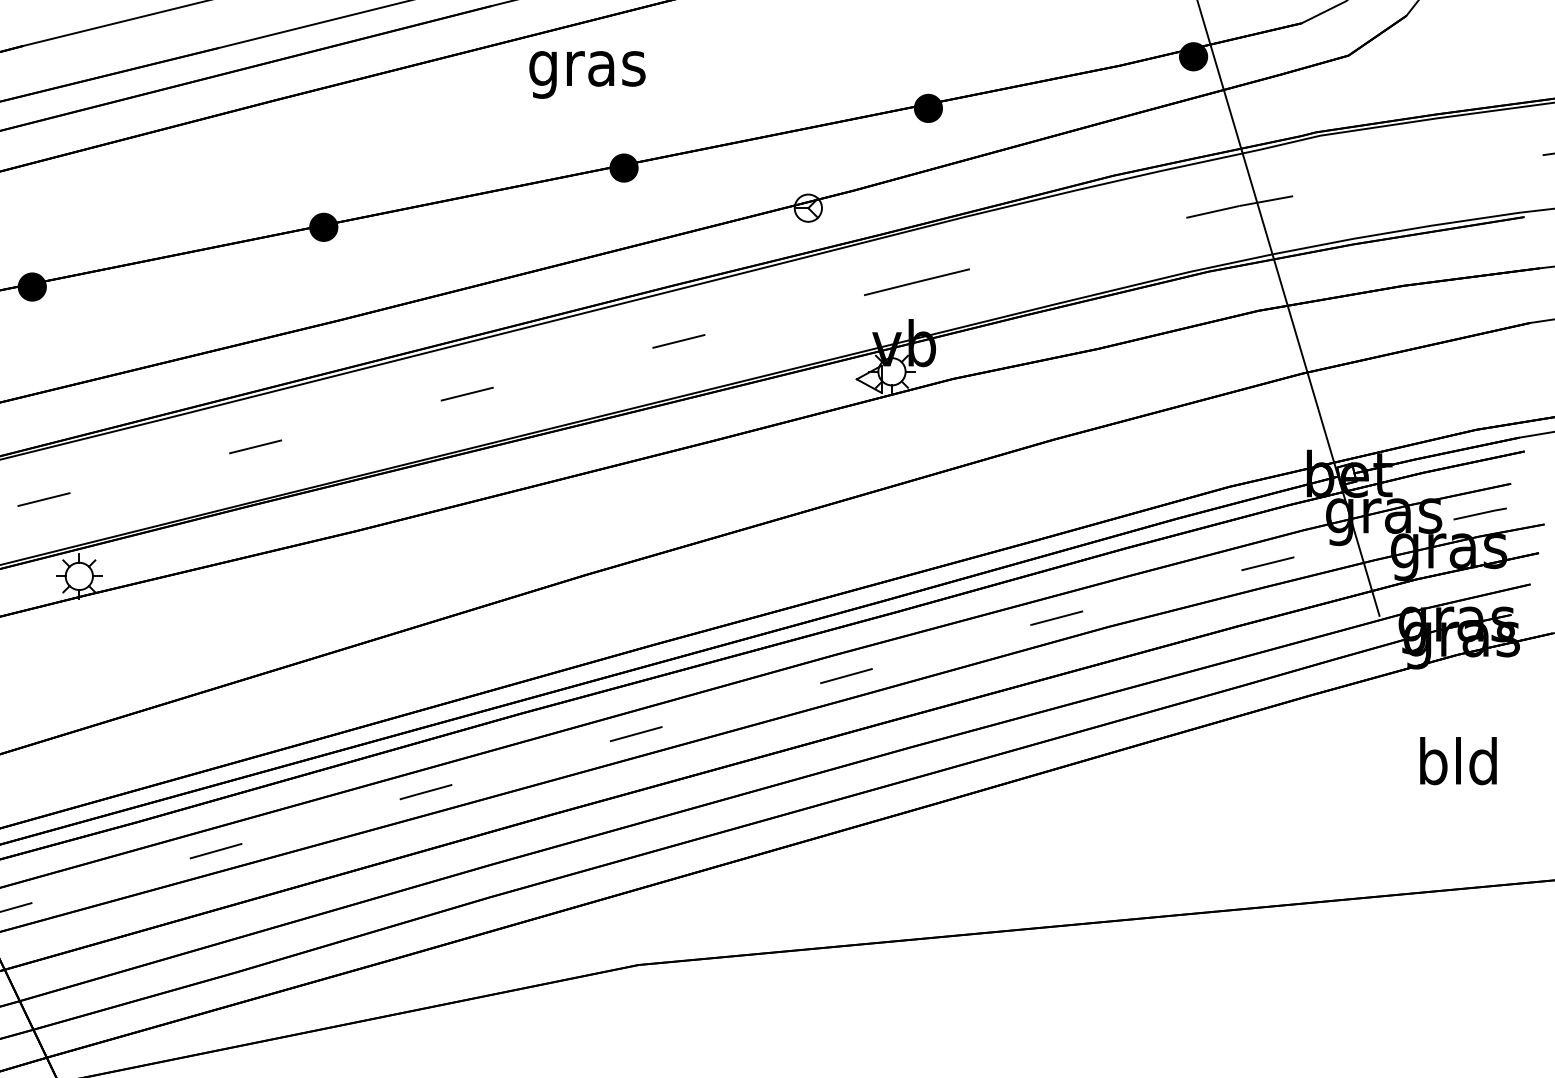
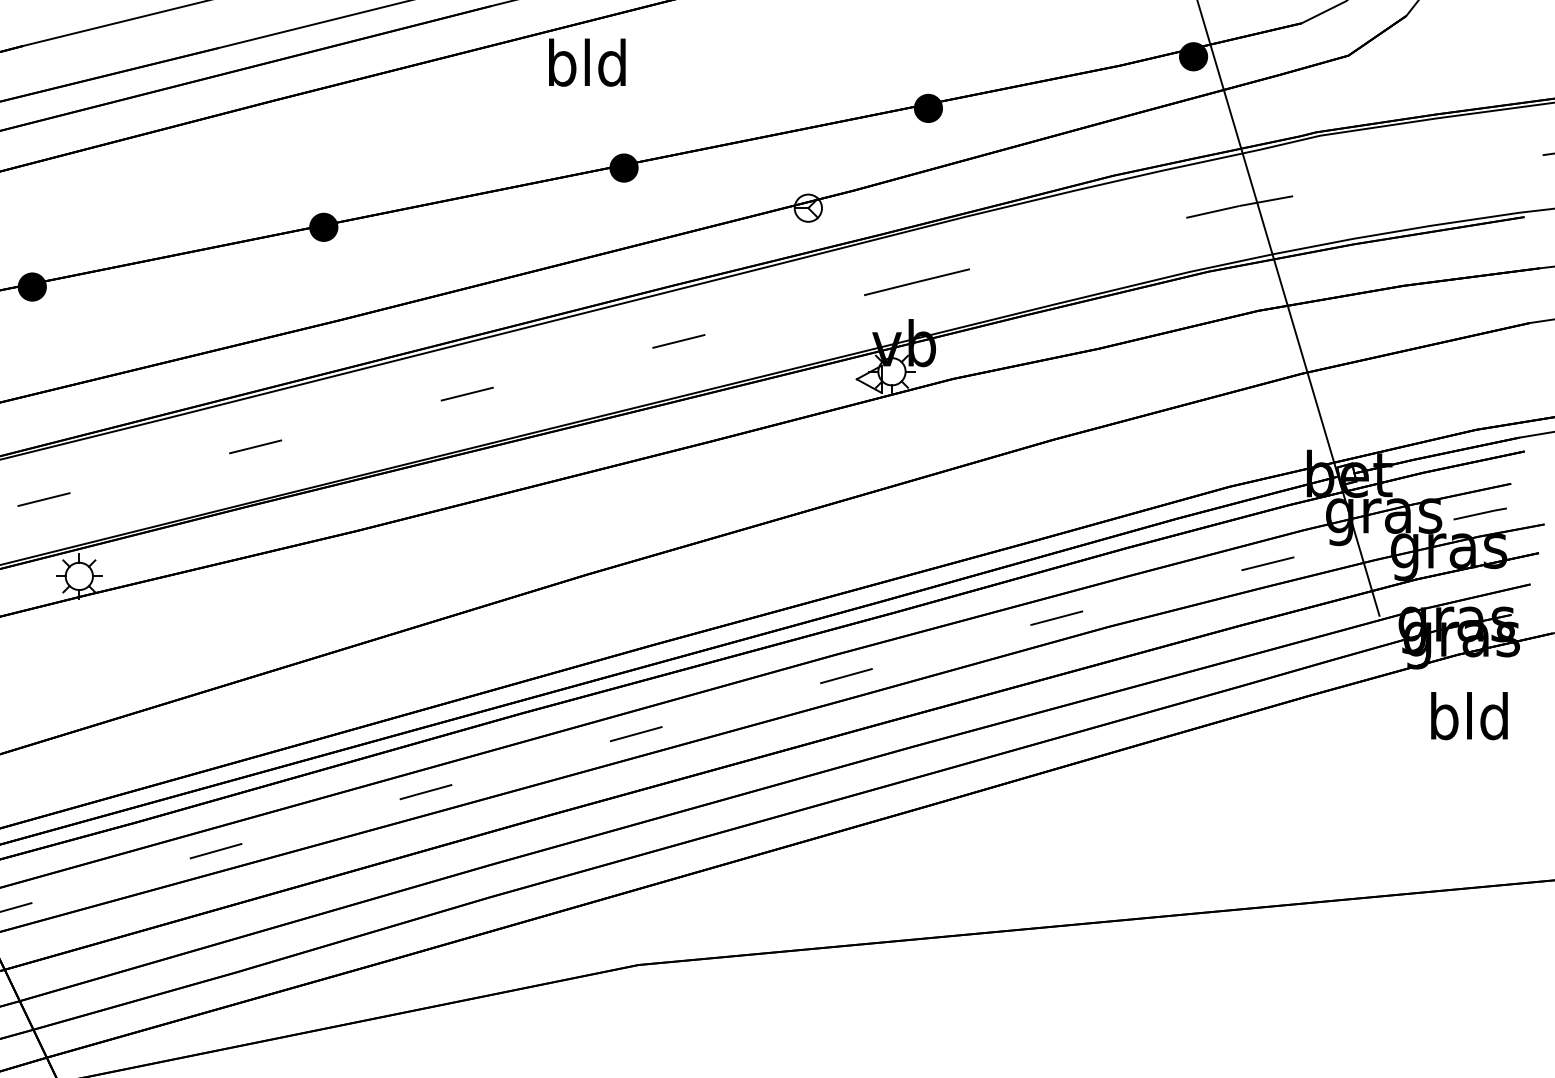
text: gras -> bld (587, 68)
text position: (1458, 761) -> (1469, 716) (1469, 716)
